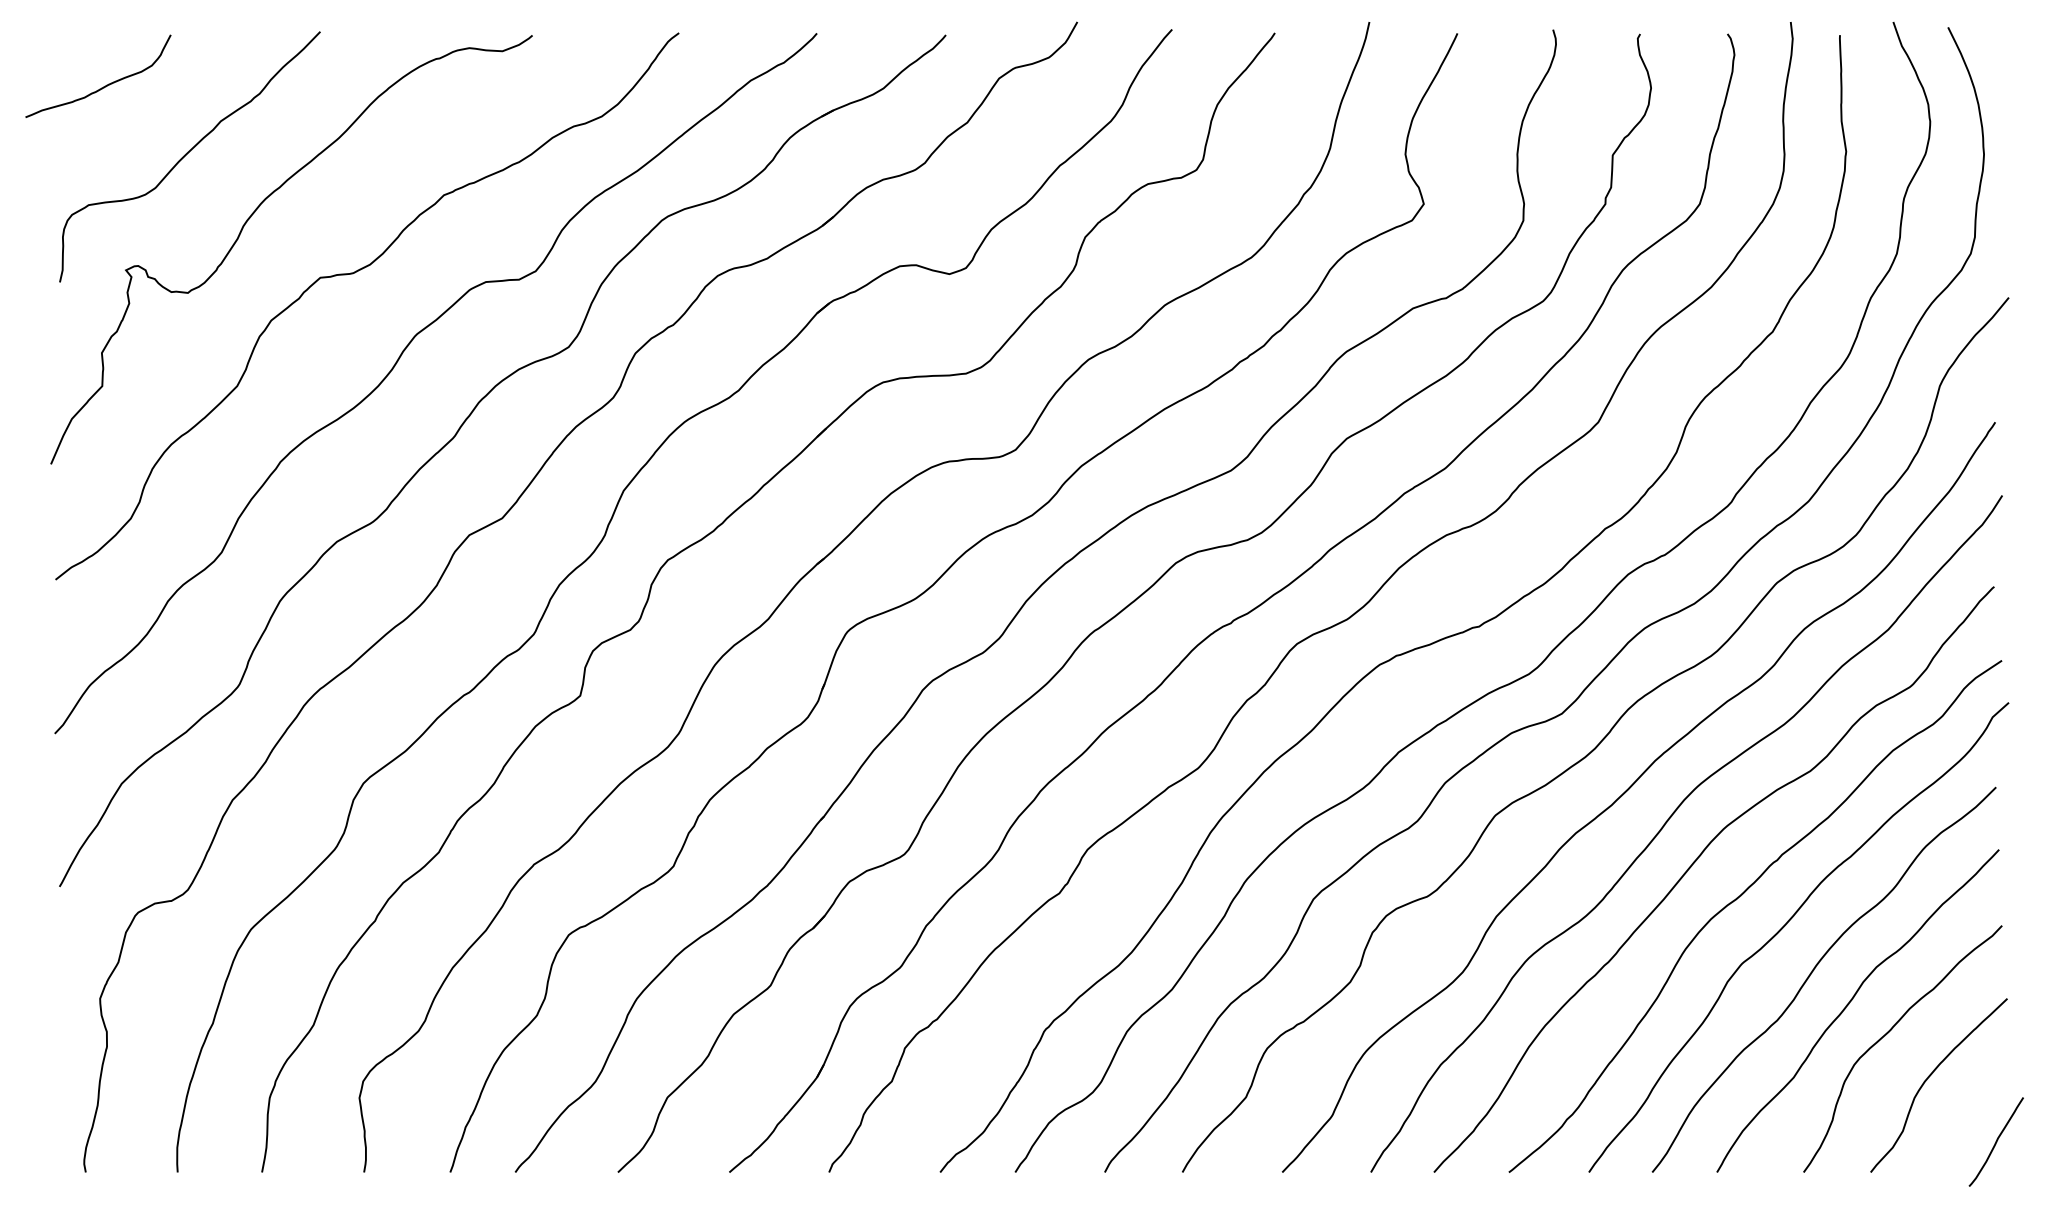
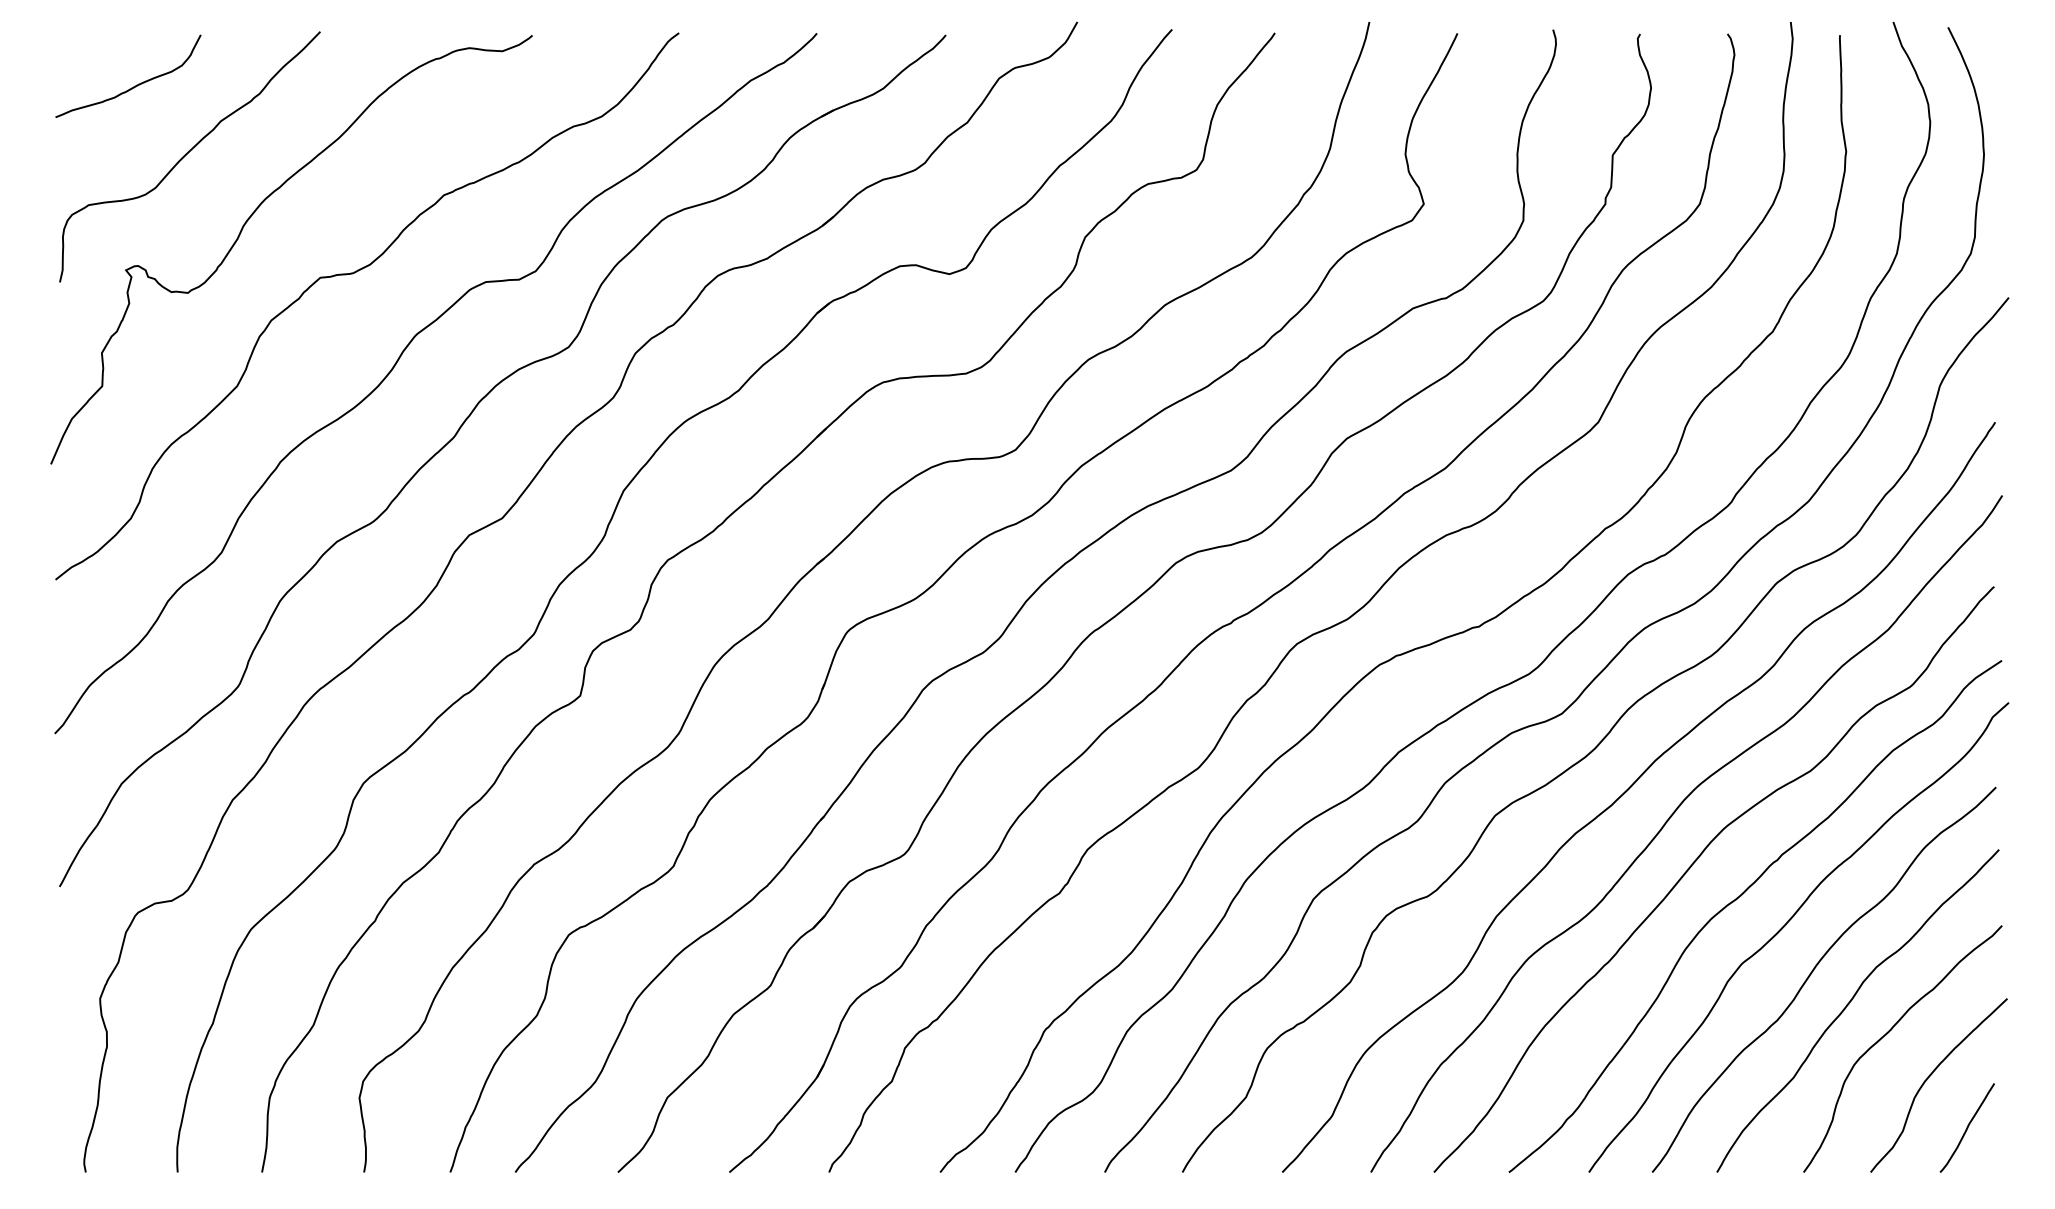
curve position: (106, 84) -> (136, 84) (136, 84)
curve position: (1995, 1141) -> (1966, 1127) (1966, 1127)
